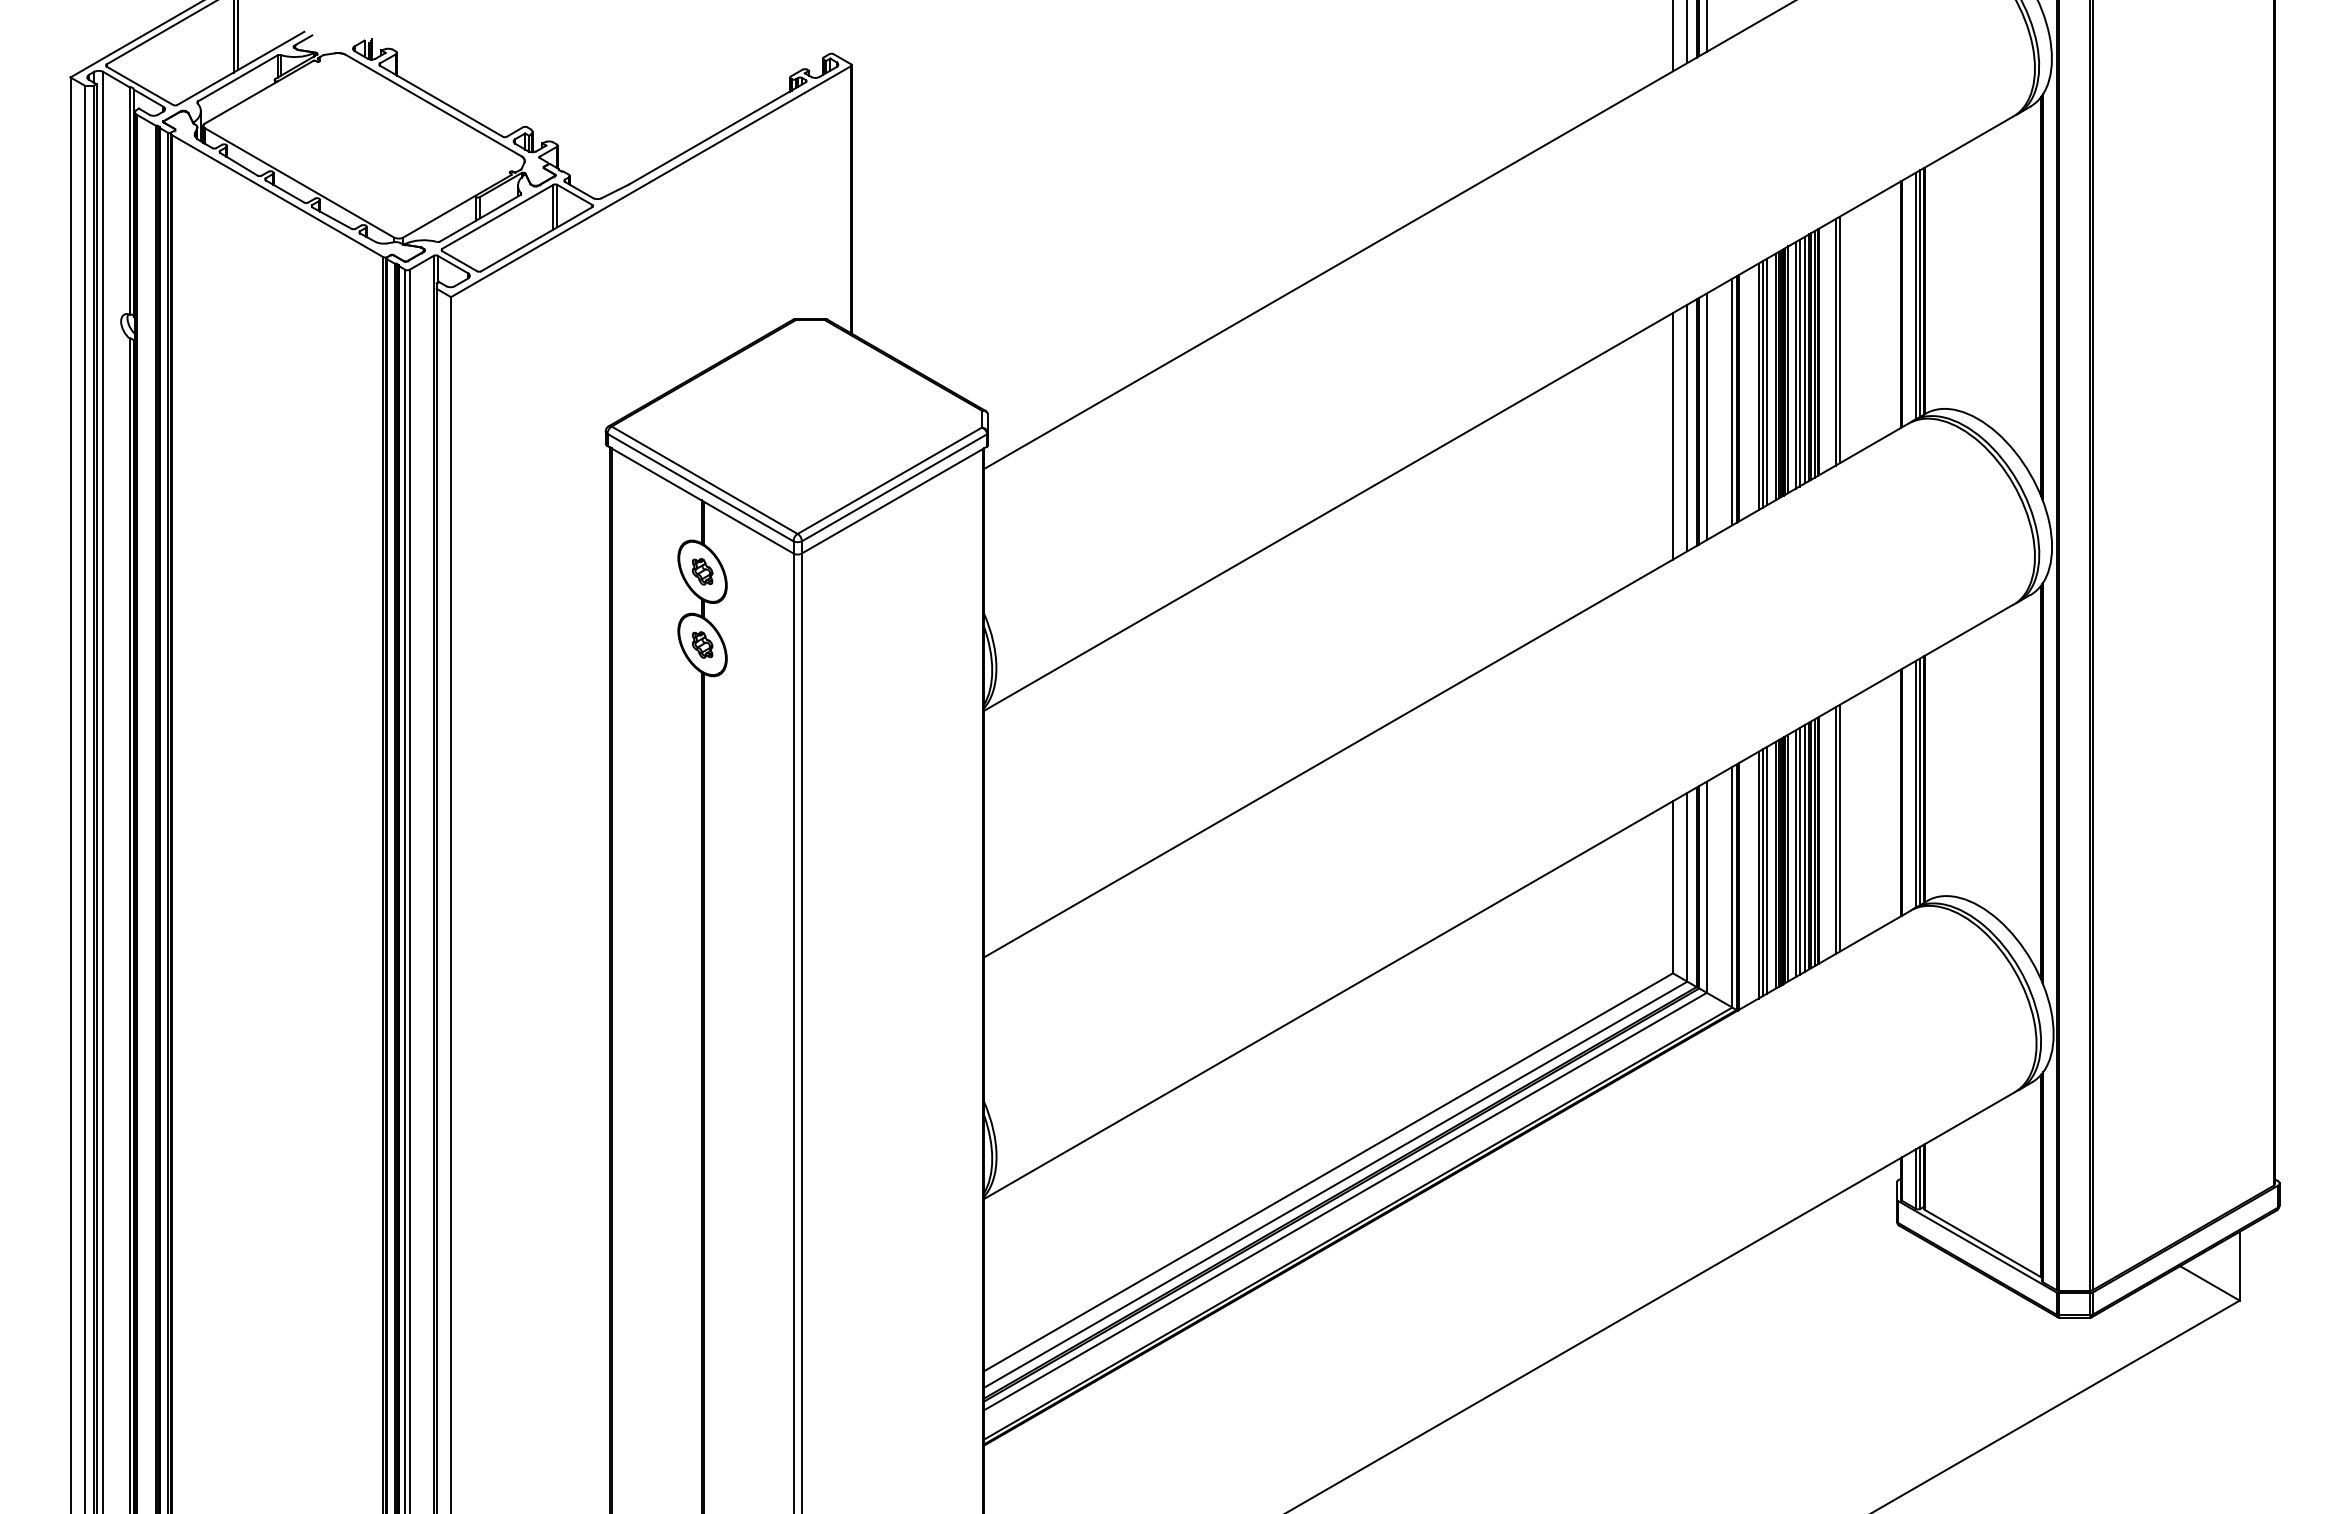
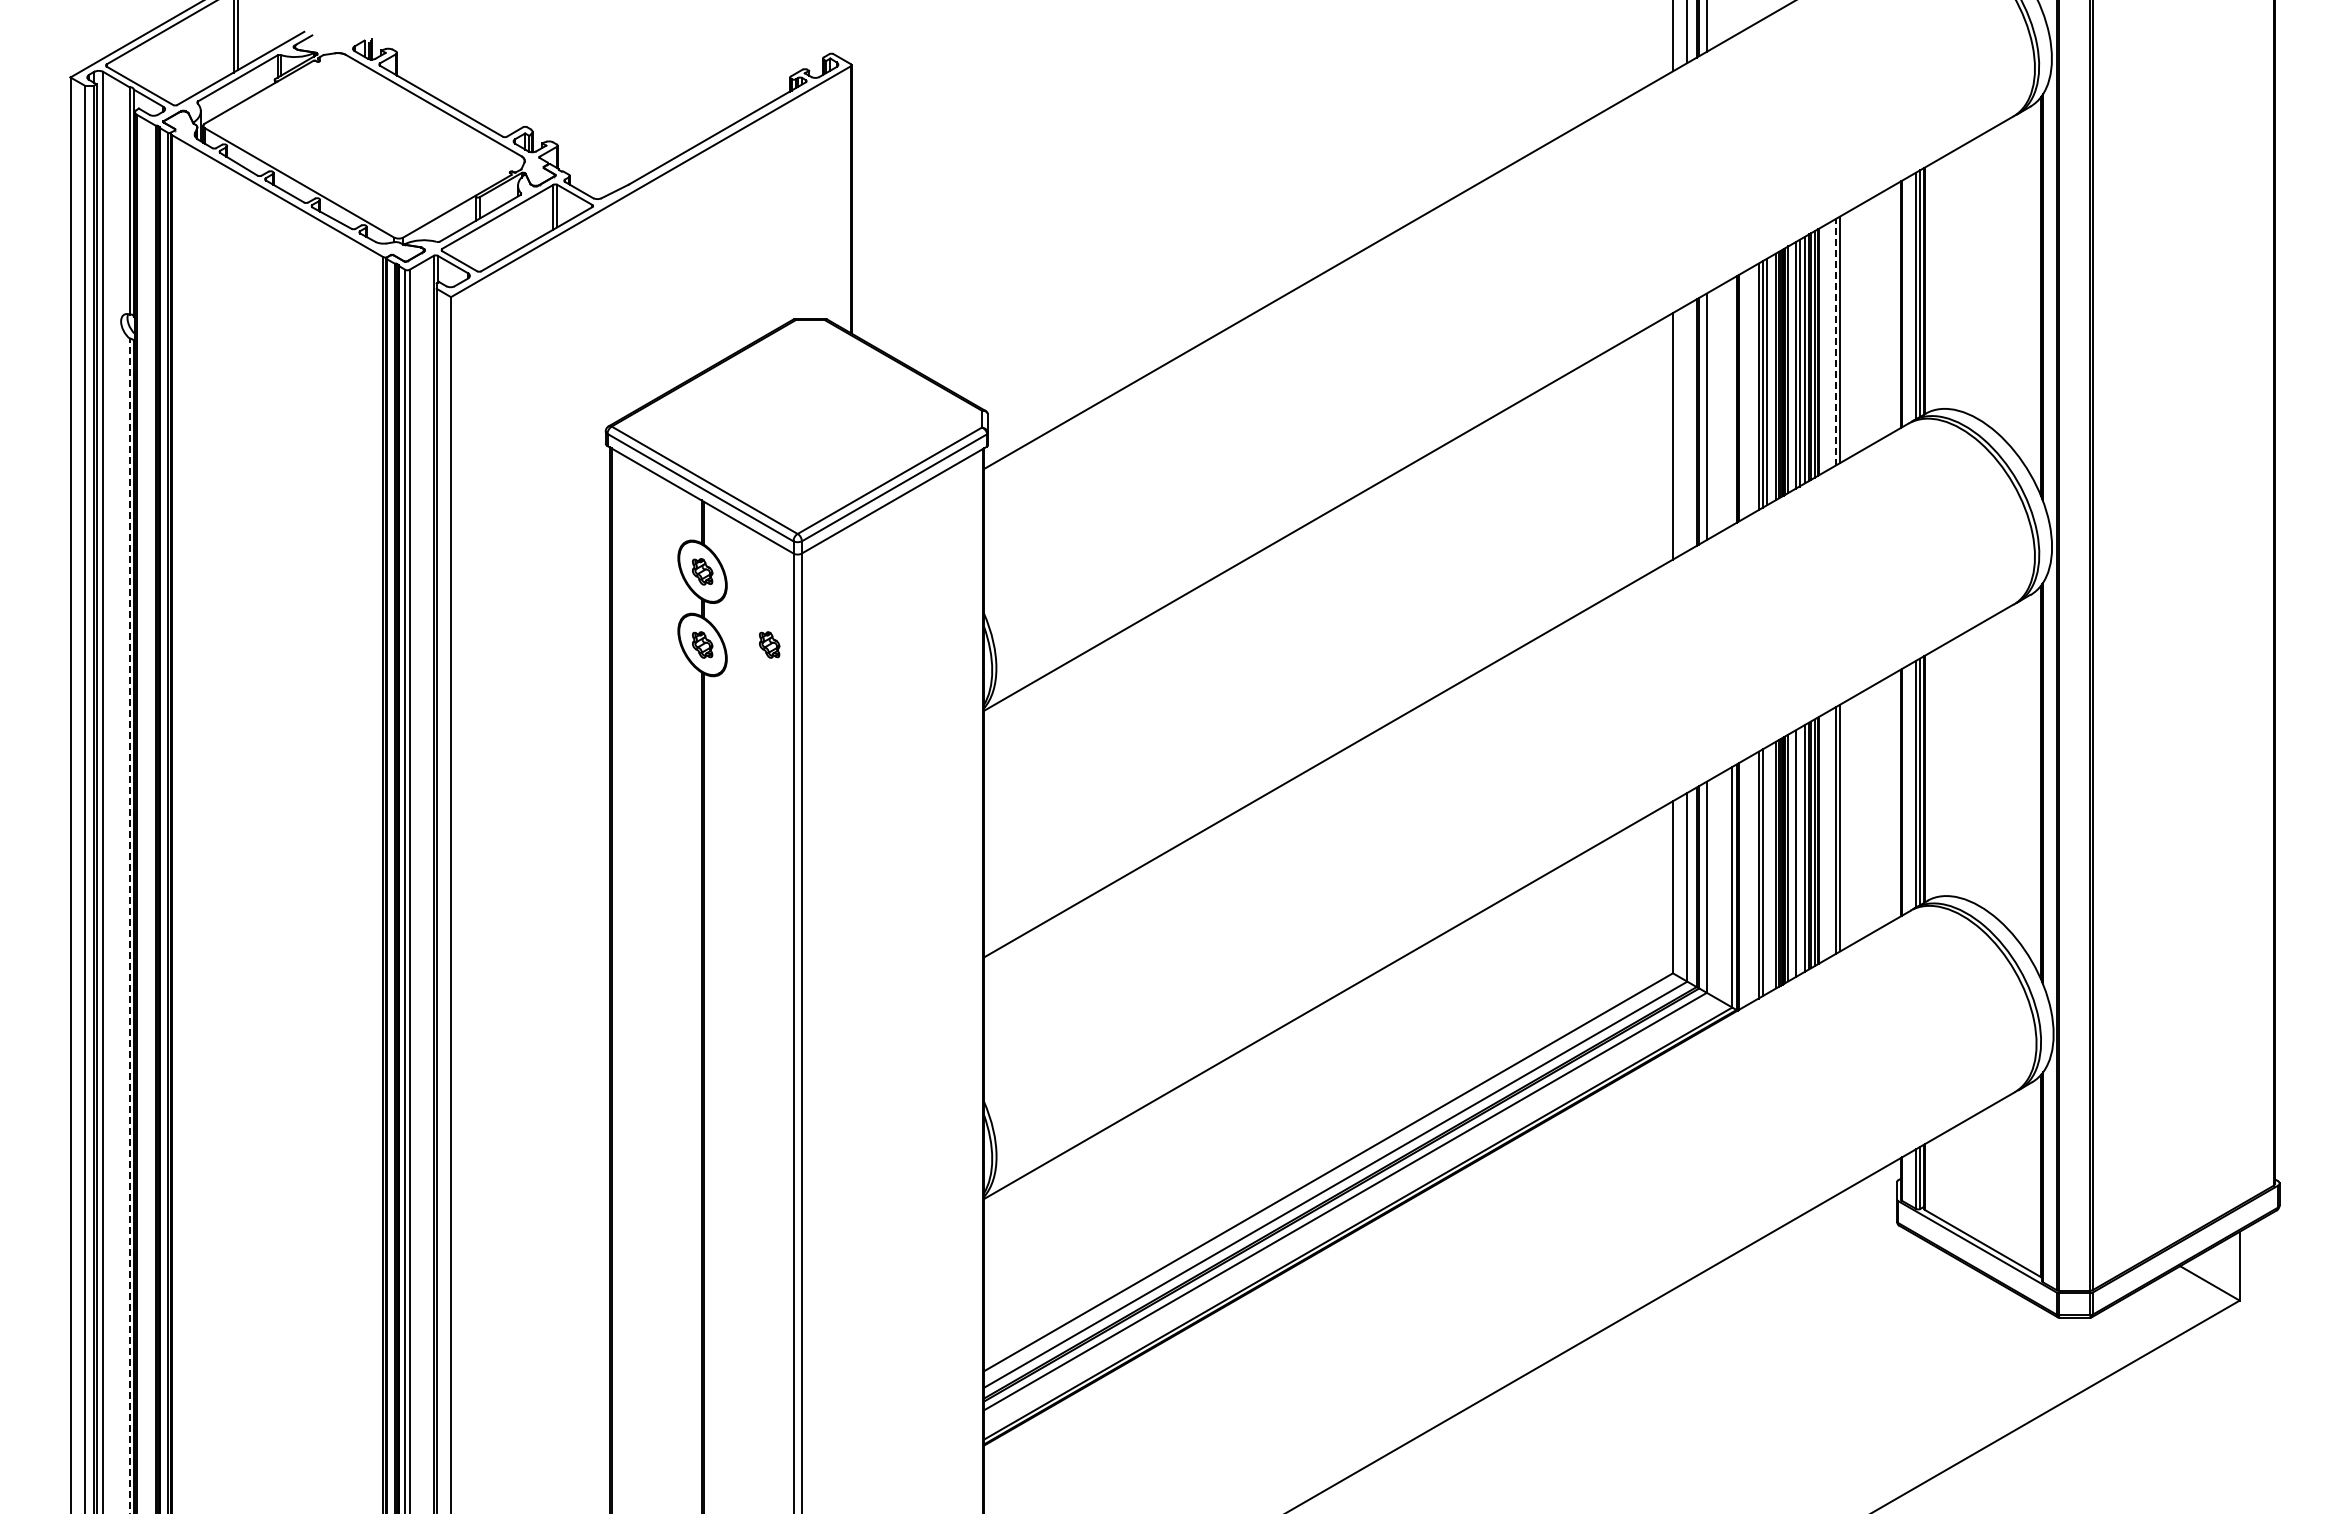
line: solid -> dashed (1835, 341)
line: present -> none (1732, 401)
line: present -> none (1687, 427)
part: none -> present (769, 644)
line: present -> none (1799, 851)
line: present -> none (1766, 870)
line: solid -> dashed (129, 925)
